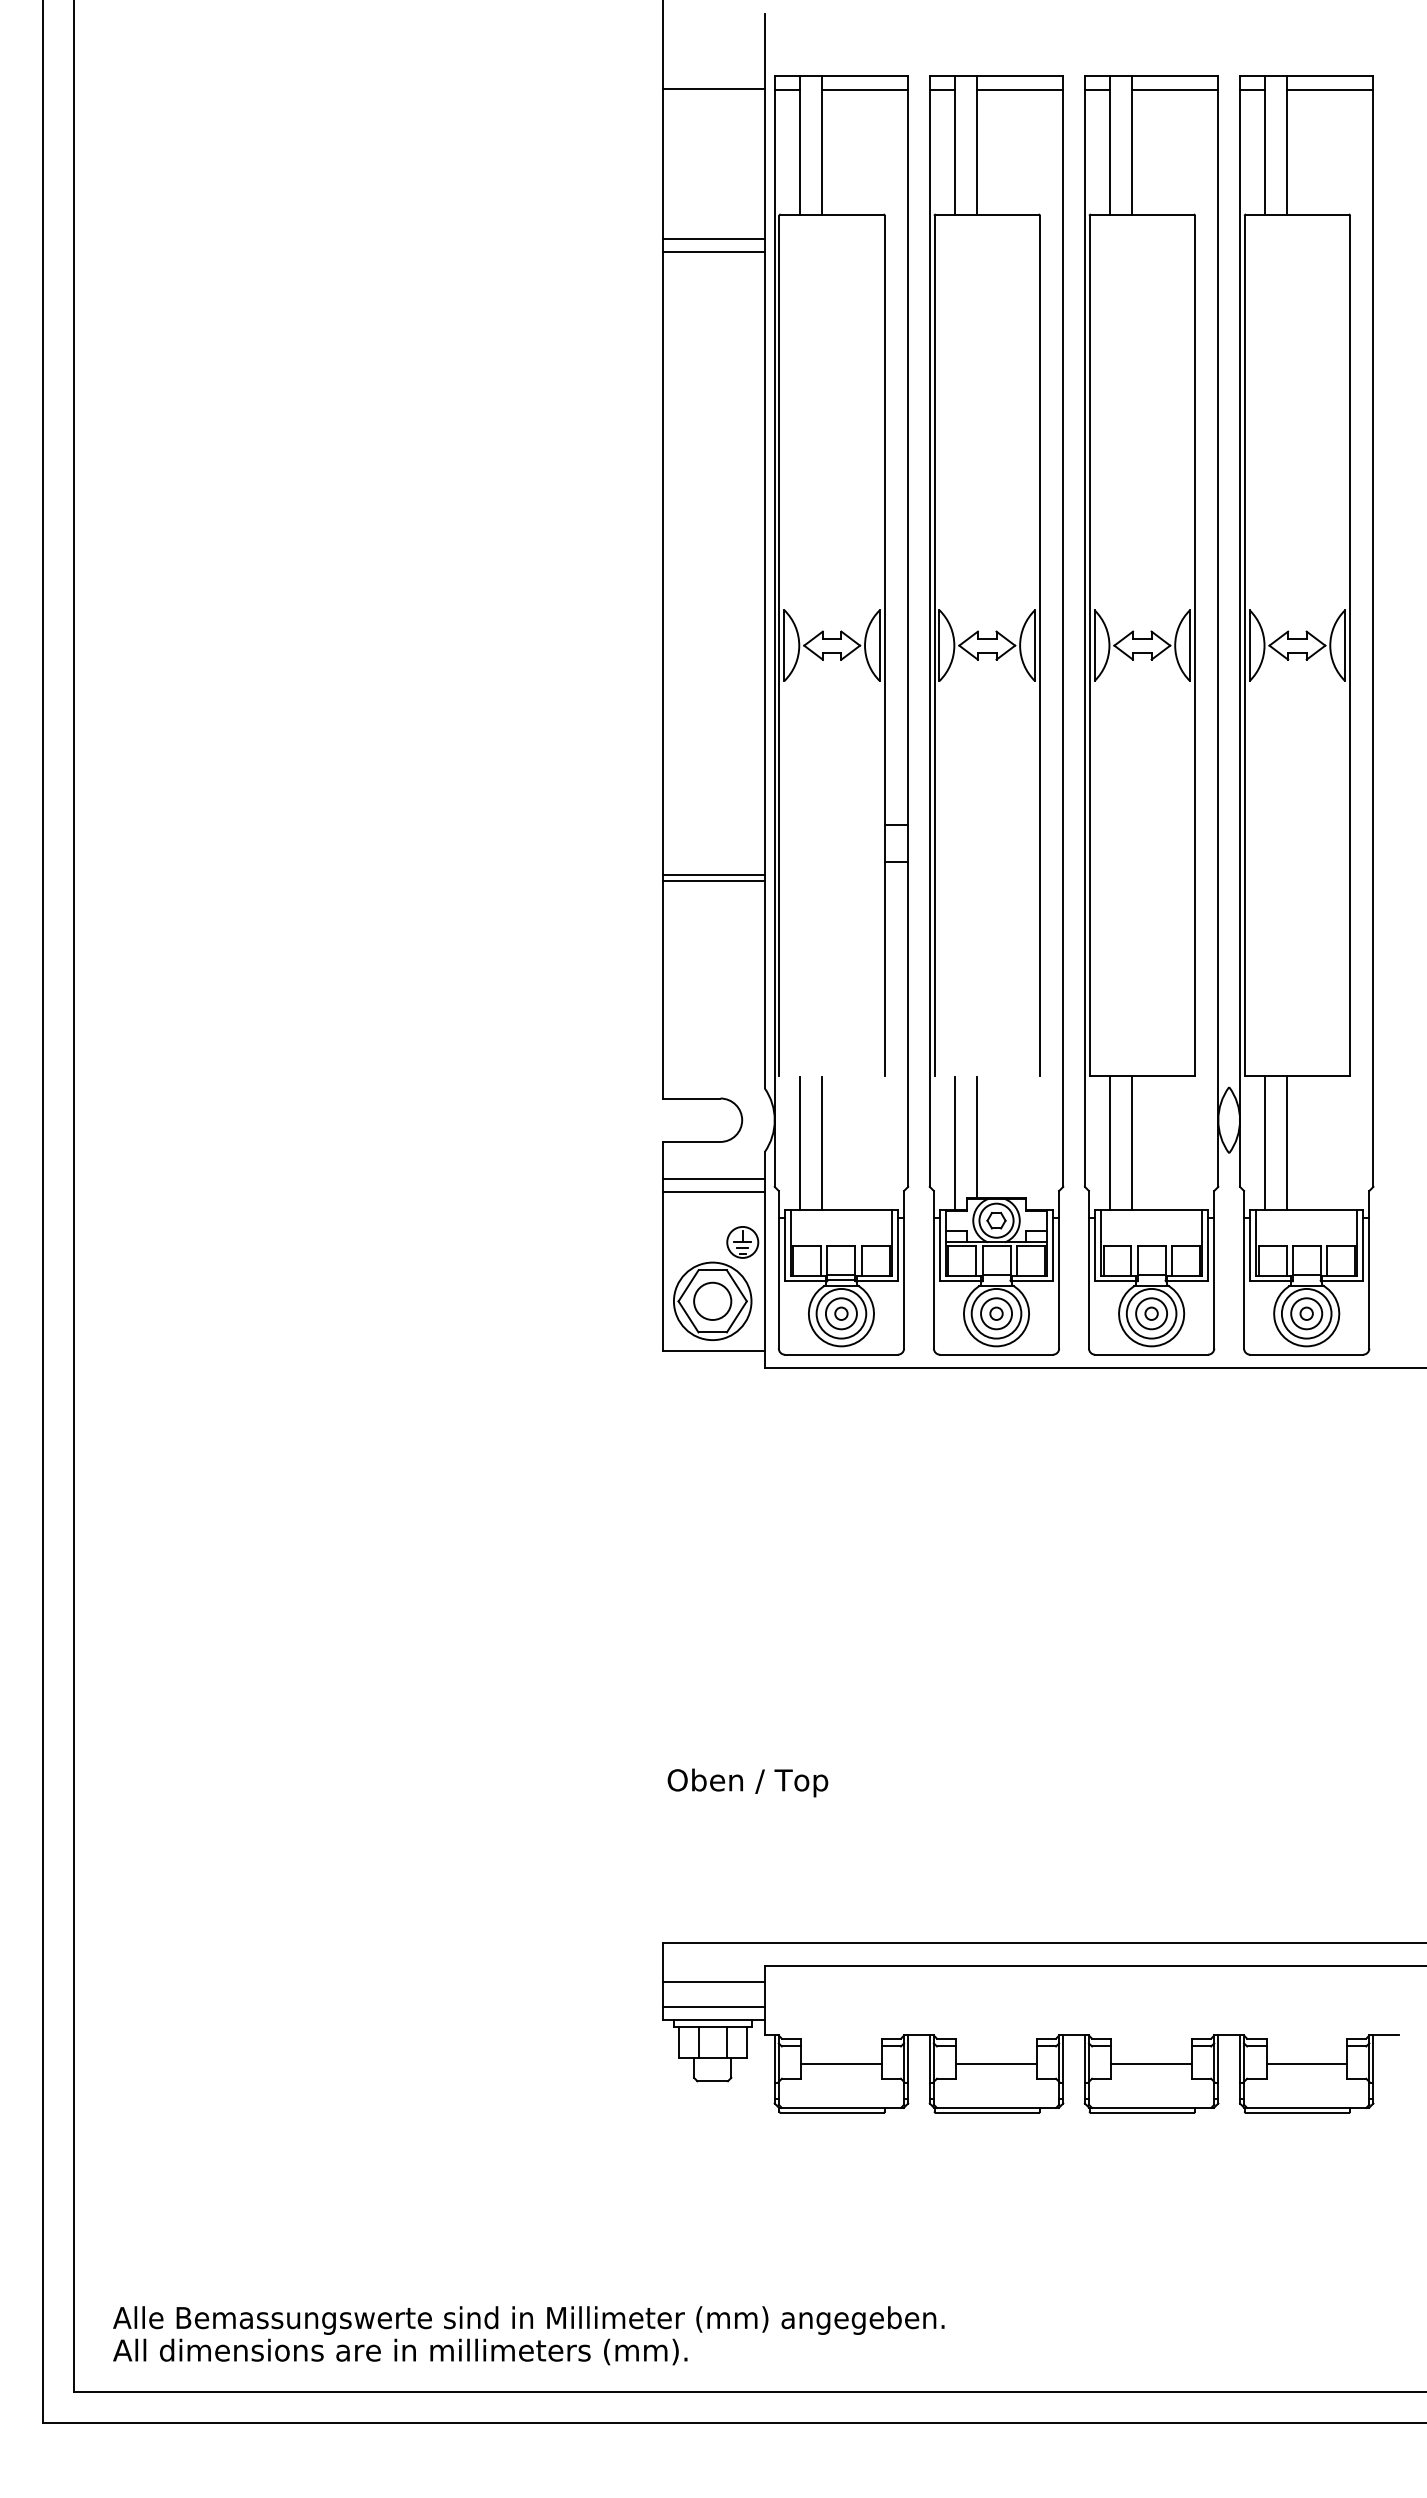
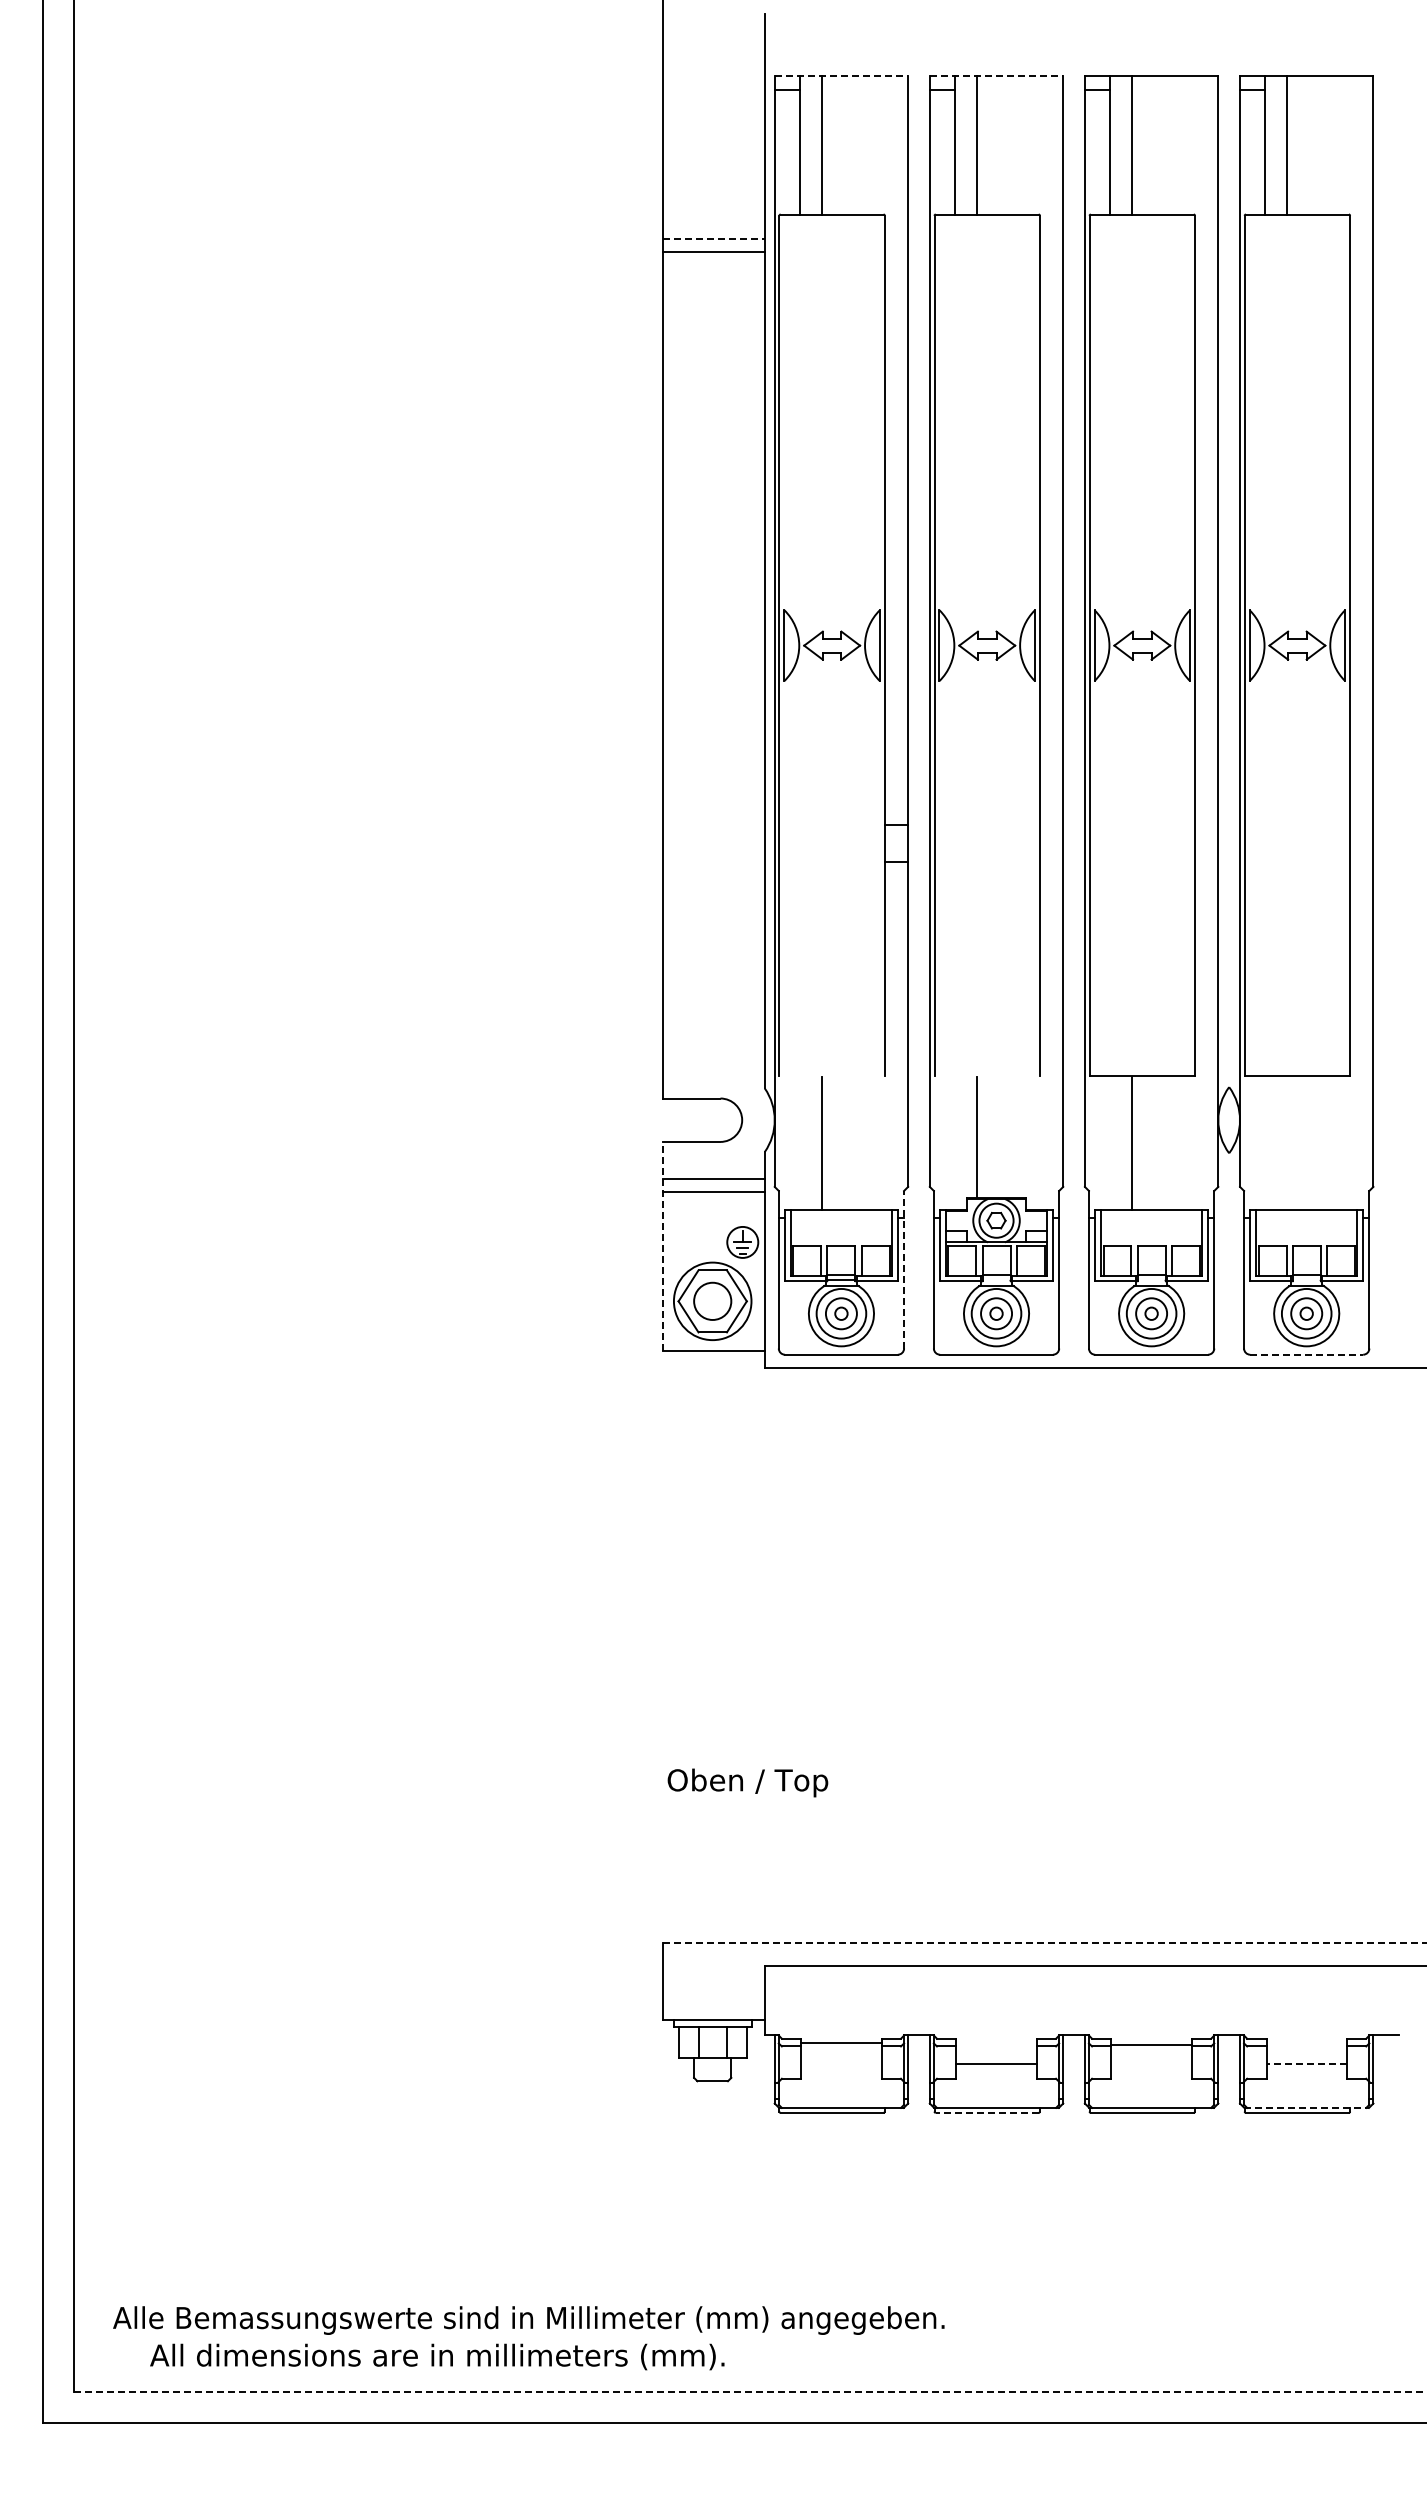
line: solid -> dashed (841, 75)
line: solid -> dashed (996, 75)
line: present -> none (713, 89)
line: present -> none (865, 89)
line: present -> none (1020, 89)
line: present -> none (1175, 89)
line: present -> none (1330, 89)
line: solid -> dashed (713, 239)
line: present -> none (713, 874)
line: present -> none (713, 881)
line: present -> none (799, 1142)
line: present -> none (954, 1142)
line: present -> none (1110, 1142)
line: present -> none (1265, 1142)
line: present -> none (1287, 1142)
line: solid -> dashed (663, 1246)
line: solid -> dashed (904, 1269)
line: solid -> dashed (1307, 1354)
line: solid -> dashed (1044, 1942)
line: present -> none (713, 1981)
line: present -> none (713, 2006)
line position: (841, 2064) -> (841, 2043) (841, 2043)
line position: (1151, 2064) -> (1151, 2045) (1151, 2045)
line: solid -> dashed (1306, 2064)
line: solid -> dashed (1307, 2107)
line: solid -> dashed (986, 2112)
text position: (400, 2351) -> (437, 2356) (437, 2356)
line: solid -> dashed (750, 2392)
